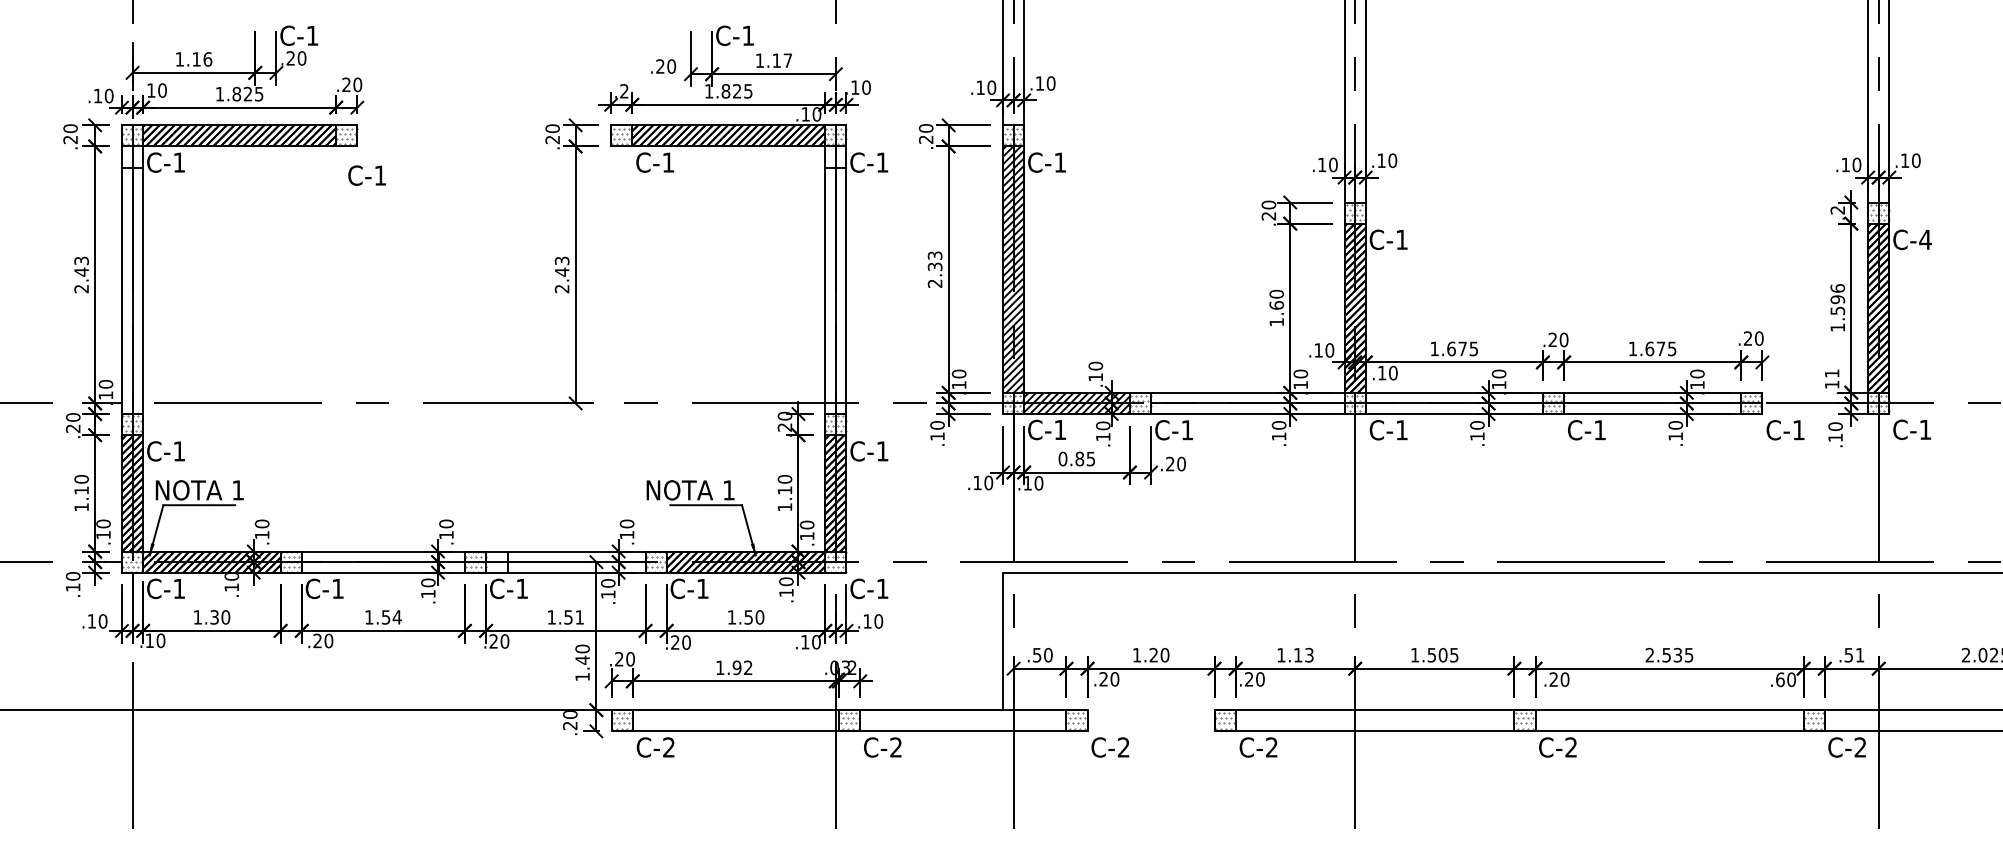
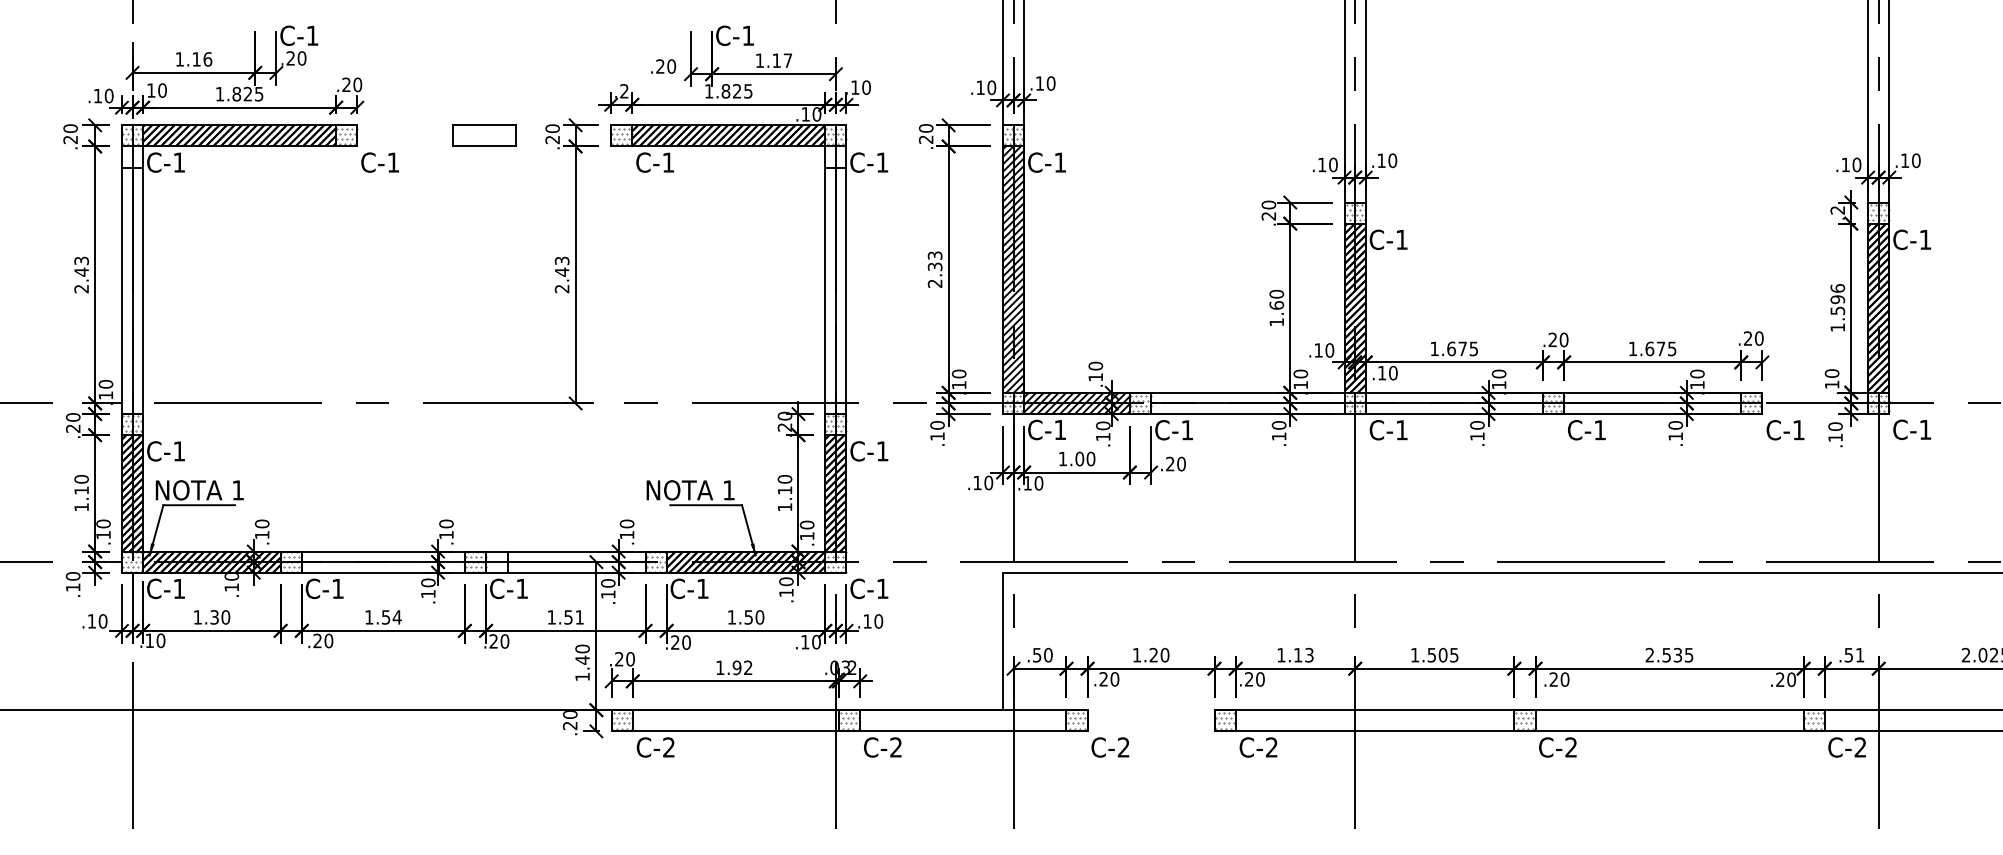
part: none -> present (484, 135)
text position: (366, 175) -> (379, 162) (379, 162)
text: C-4 -> C-1 (1925, 239)
text: .11 -> .10 (1831, 373)
text: 0.85 -> 1.00 (1076, 458)
text: .60 -> .20 (1780, 679)
